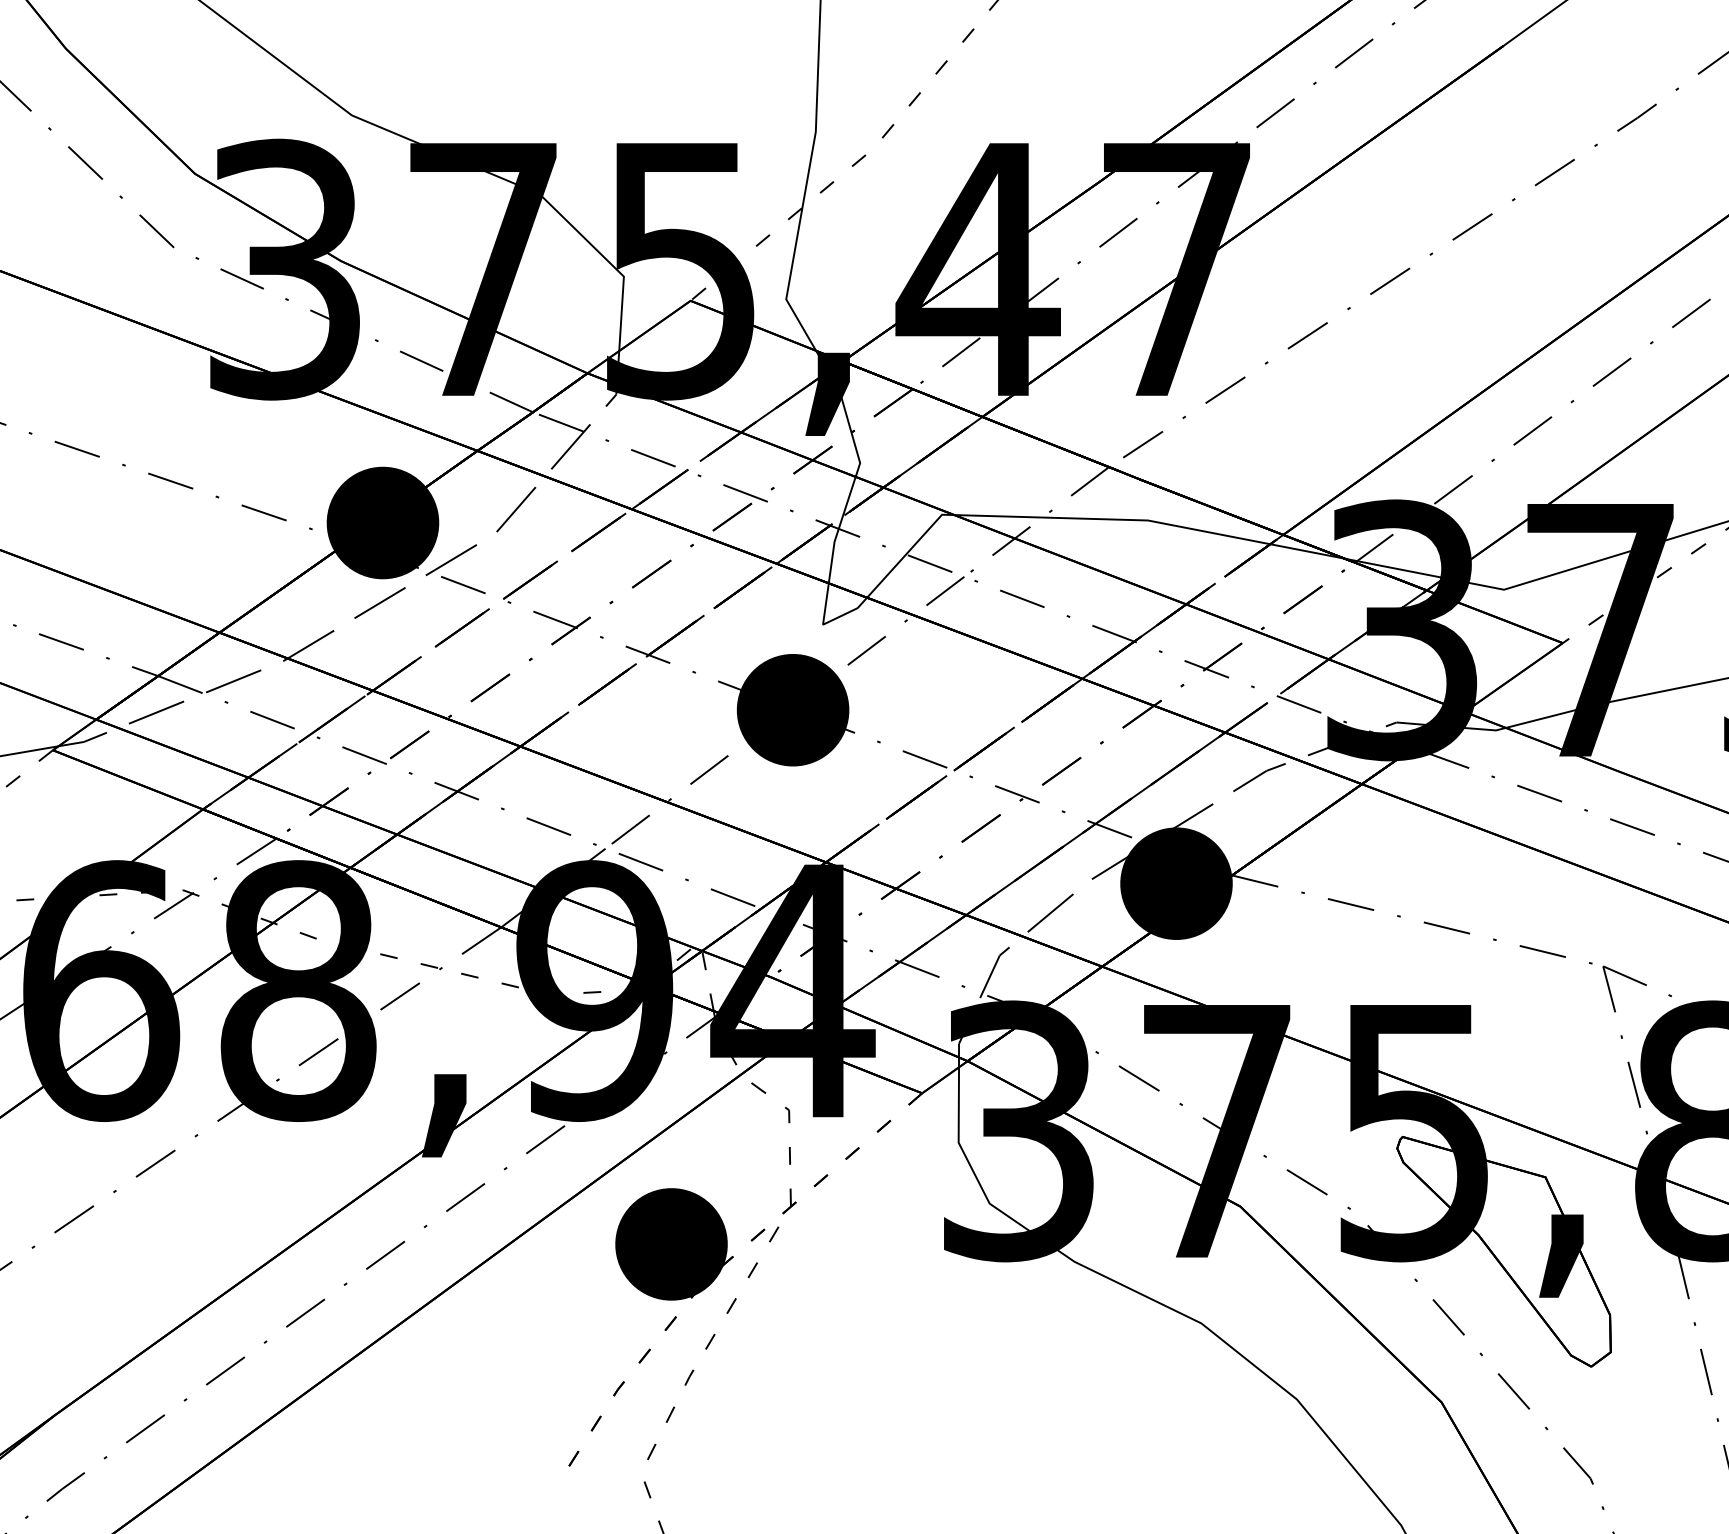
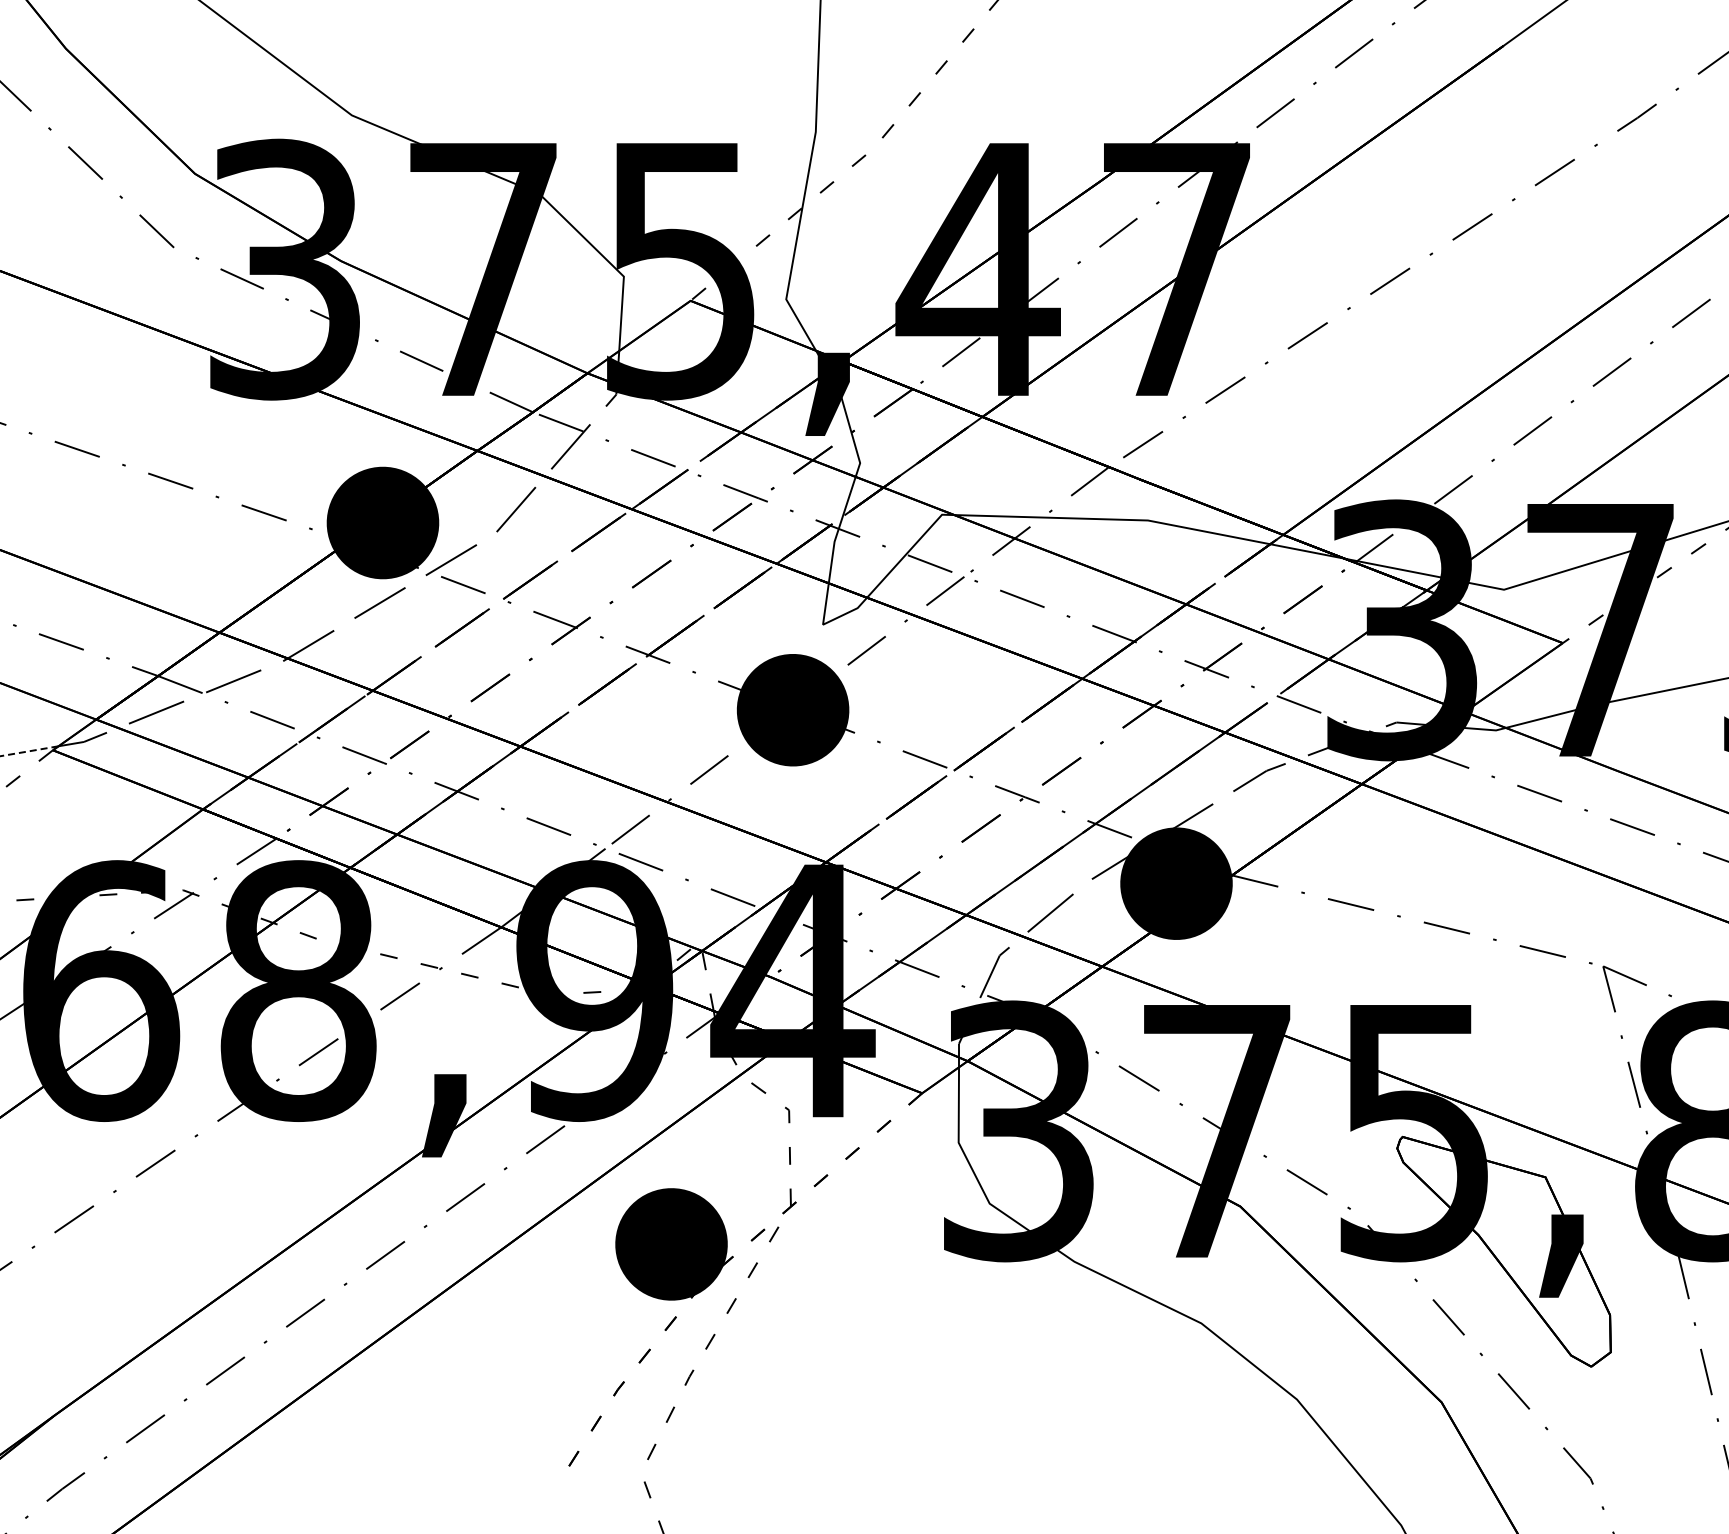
line: solid -> dashed (28, 751)
